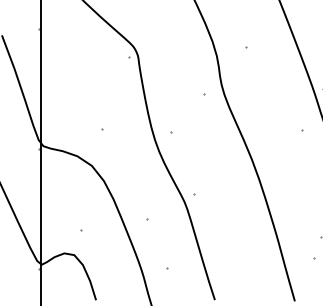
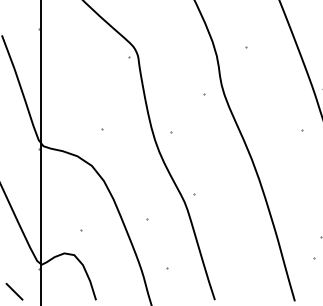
line: none -> present (14, 291)
